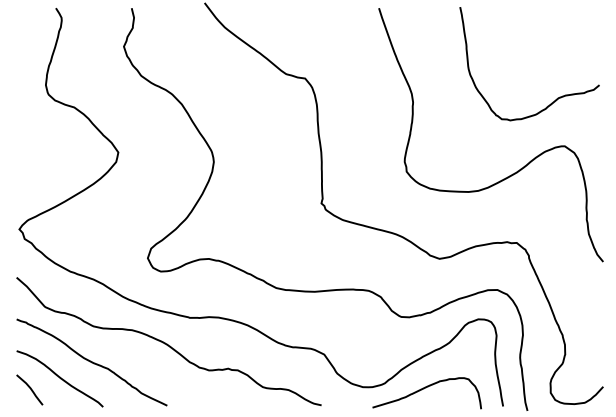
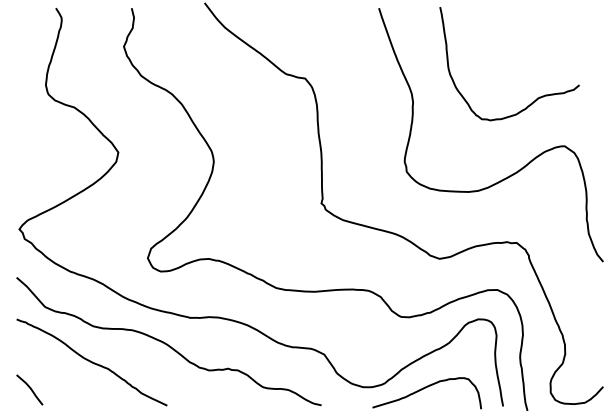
curve position: (557, 97) -> (537, 97) (537, 97)
curve: present -> none (59, 378)
